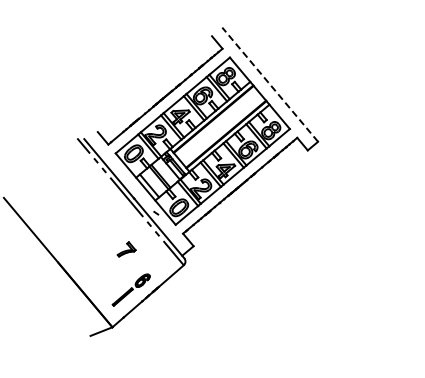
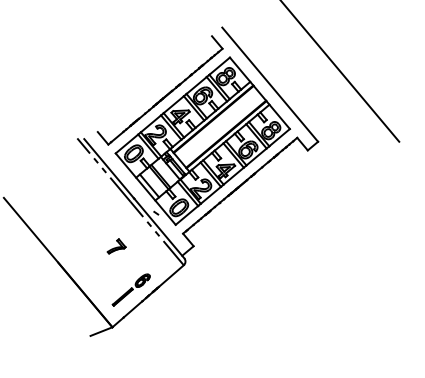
line: none -> present (340, 71)
line: dashed -> solid (270, 84)
part position: (126, 249) -> (116, 246) (116, 246)
